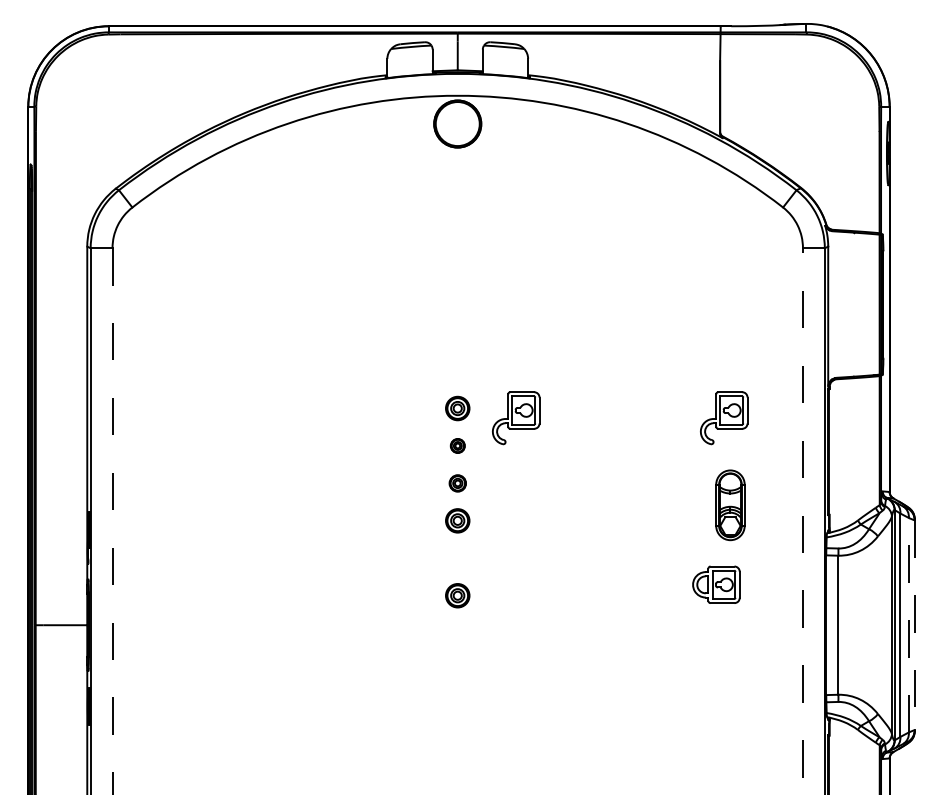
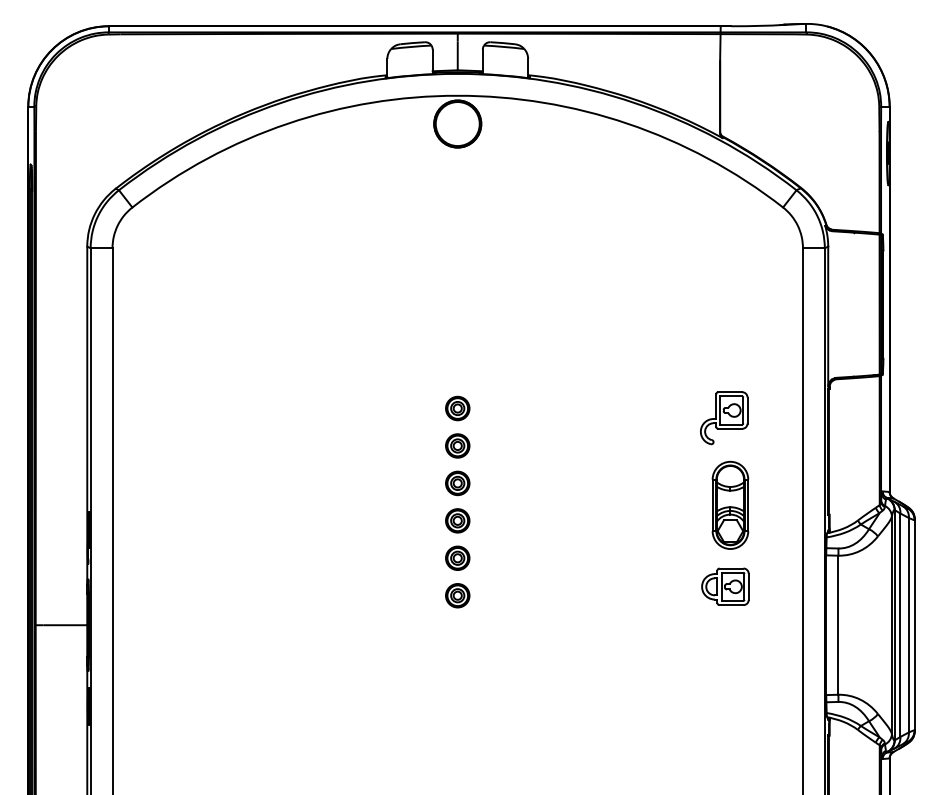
part: present -> none (516, 418)
part size: 17x16 px -> 26x26 px (457, 445)
part size: 19x19 px -> 26x27 px (457, 483)
part size: 31x73 px -> 39x90 px (730, 504)
line: dashed -> solid (802, 520)
line: dashed -> solid (112, 521)
part: none -> present (457, 557)
part position: (716, 584) -> (725, 586) (725, 586)
line: dashed -> solid (908, 624)
line: dashed -> solid (914, 625)
